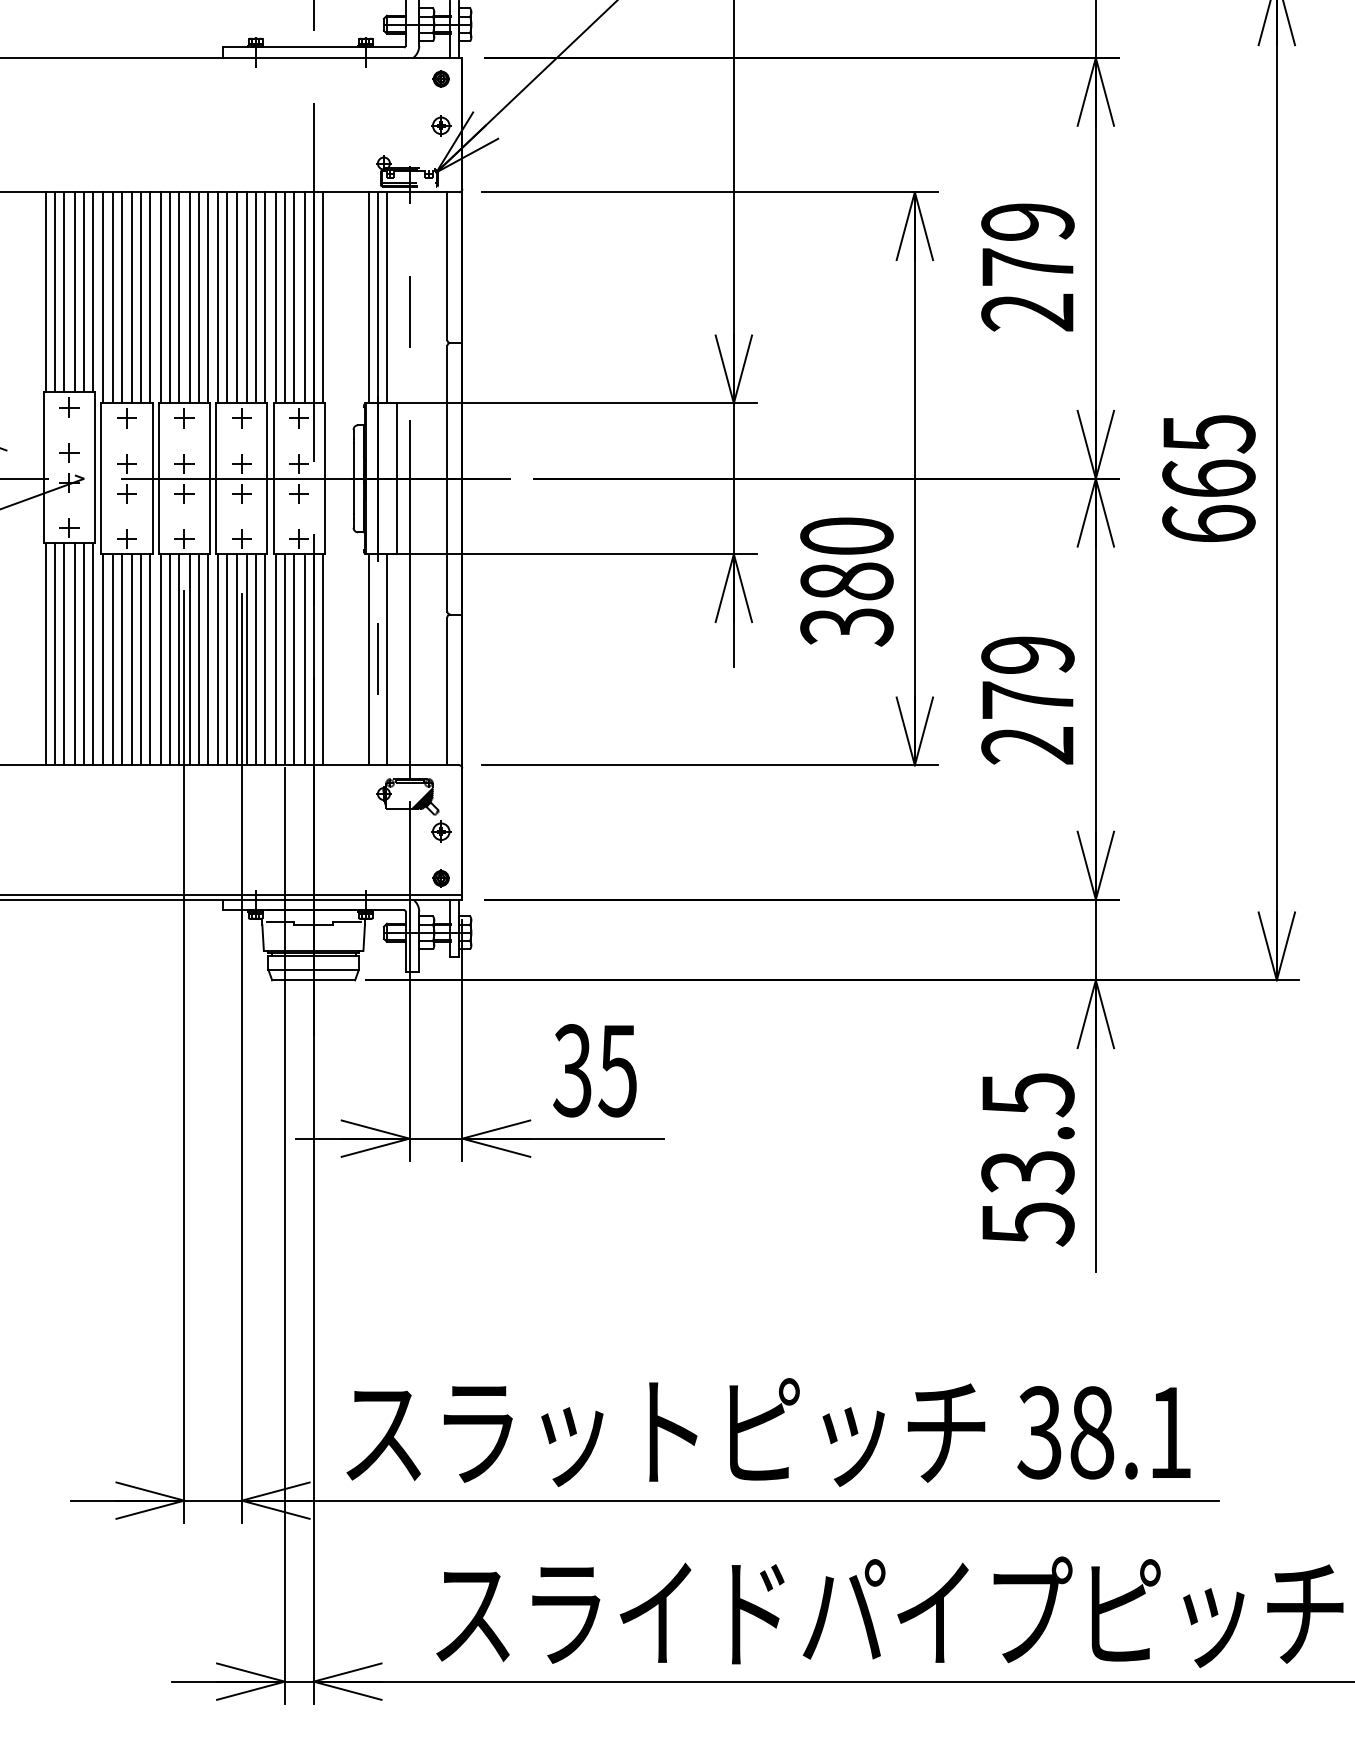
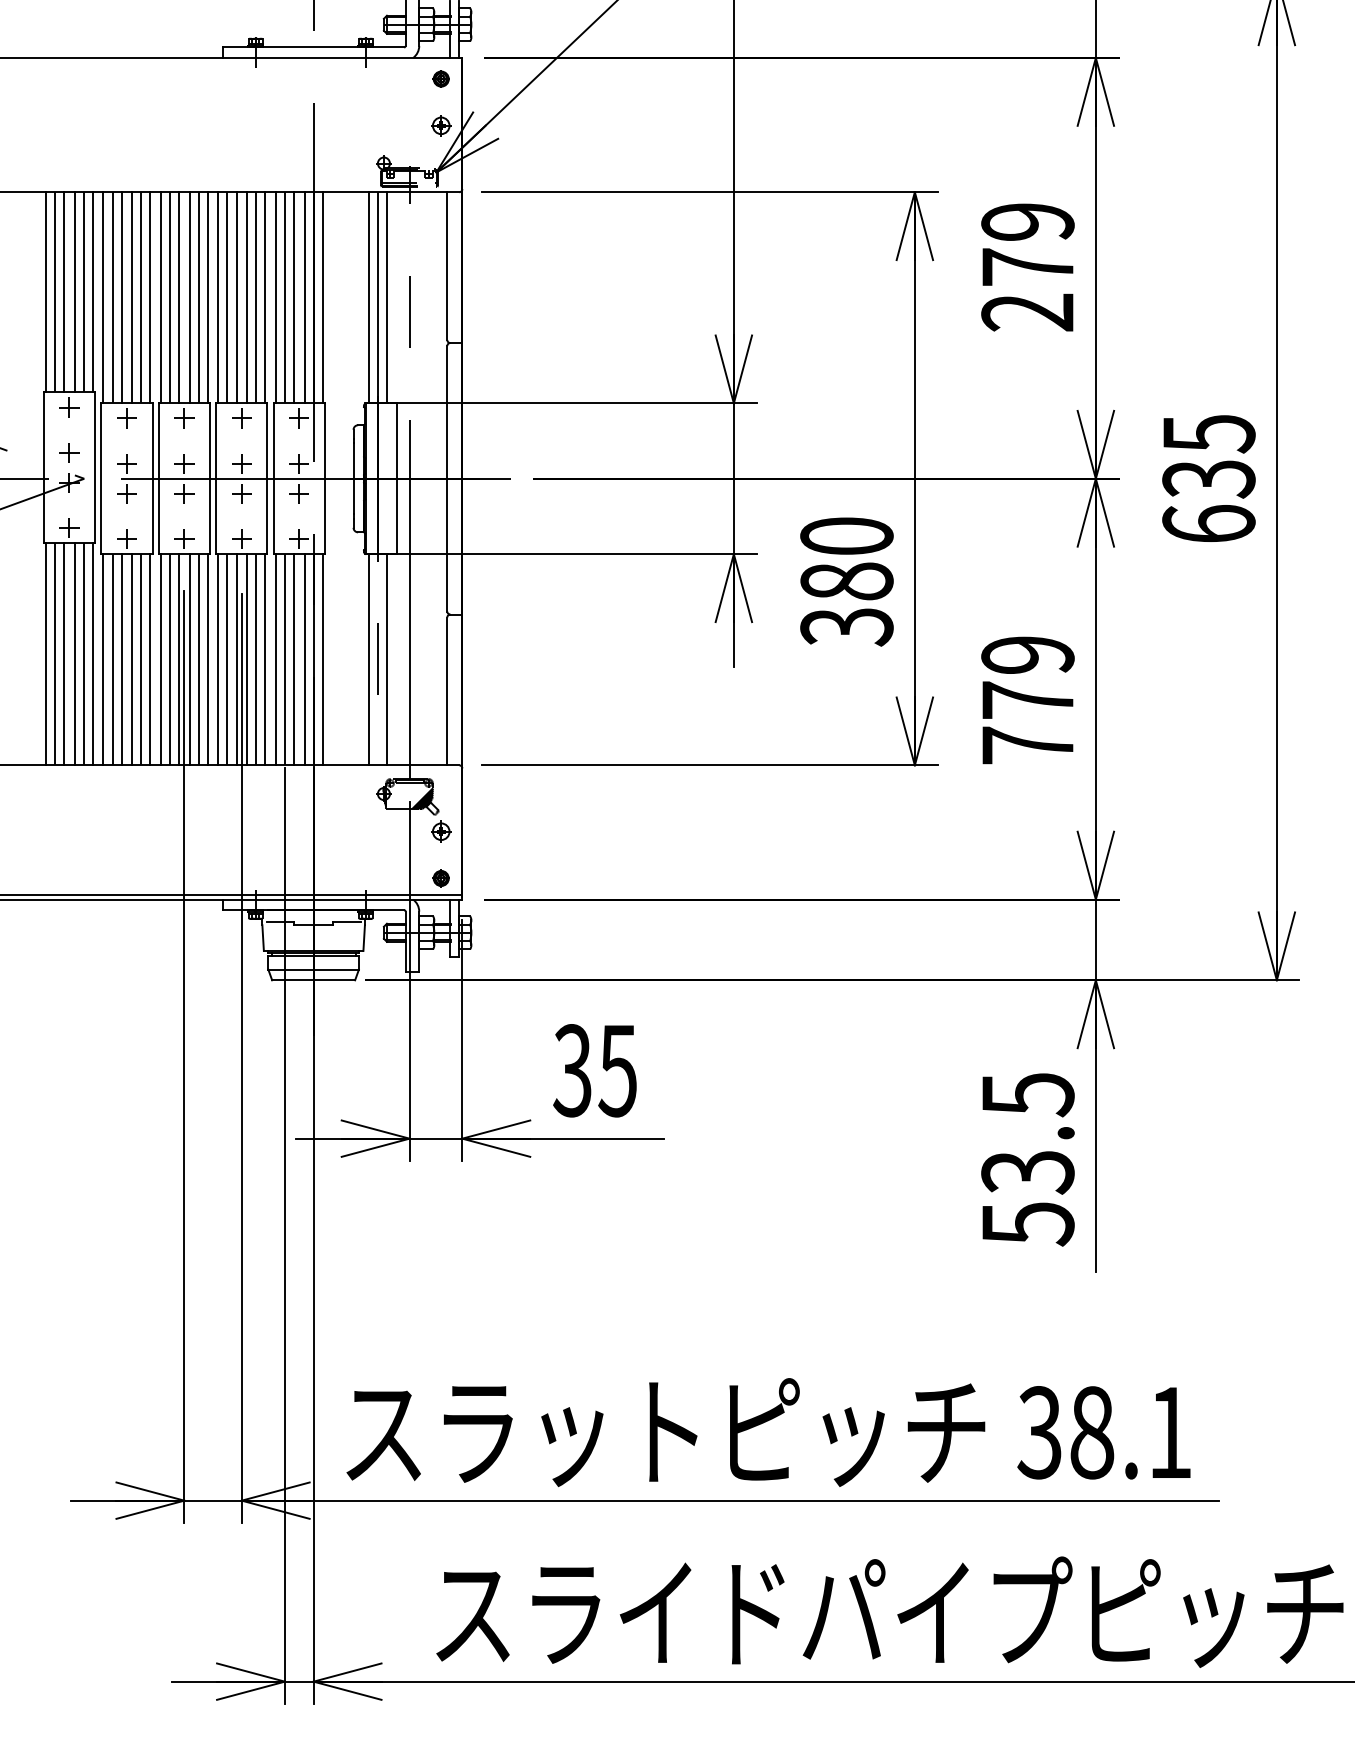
text: 665 -> 635 (1208, 478)
text: 279 -> 779 (1027, 745)
